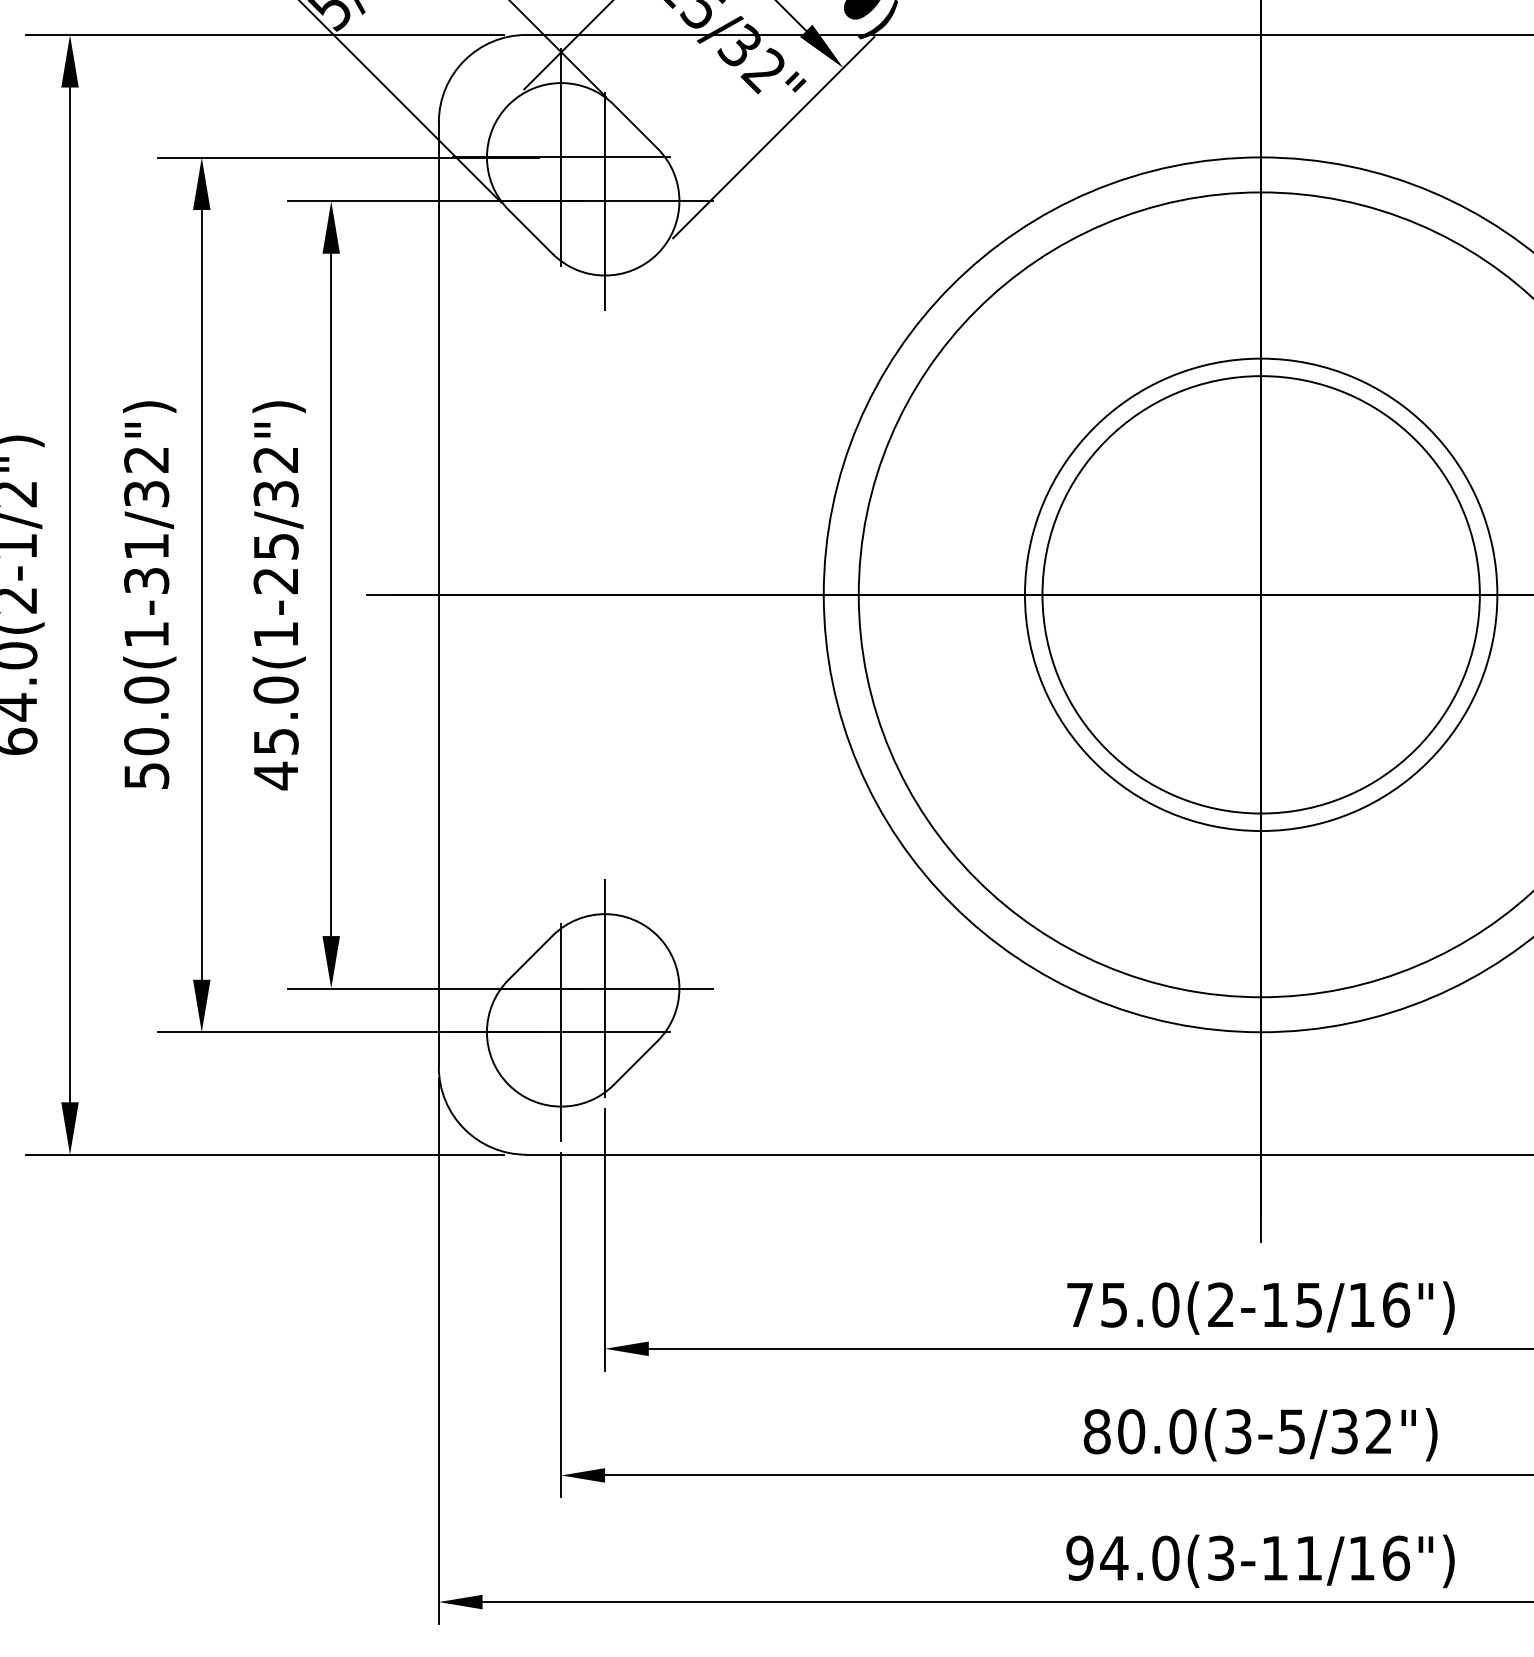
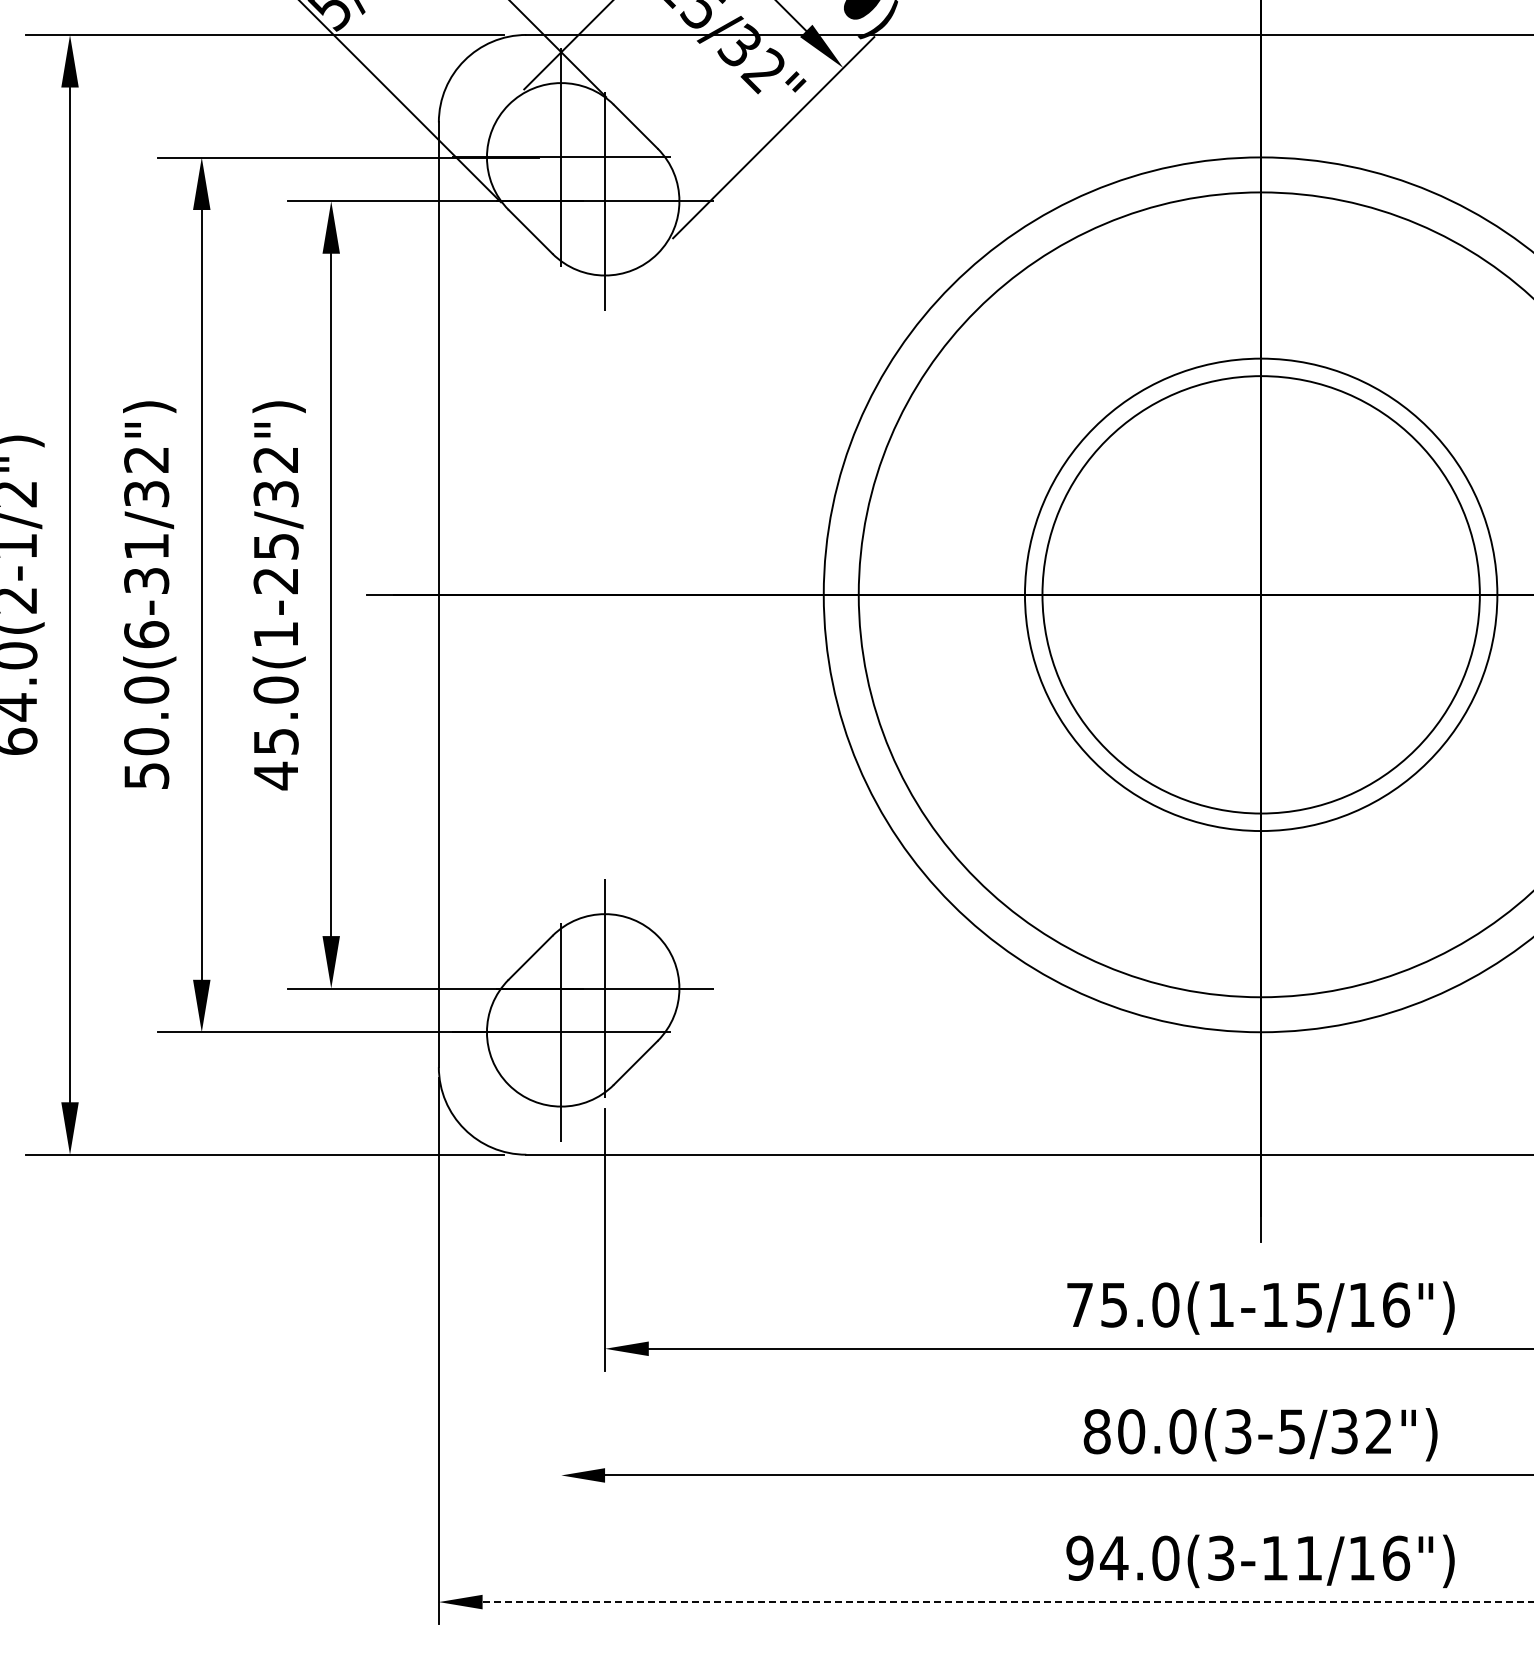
text: 50.0(1-31/32") -> 50.0(6-31/32") (146, 634)
text: 75.0(2-15/16") -> 75.0(1-15/16") (1220, 1304)
line: present -> none (561, 1324)
line: solid -> dashed (1008, 1602)
